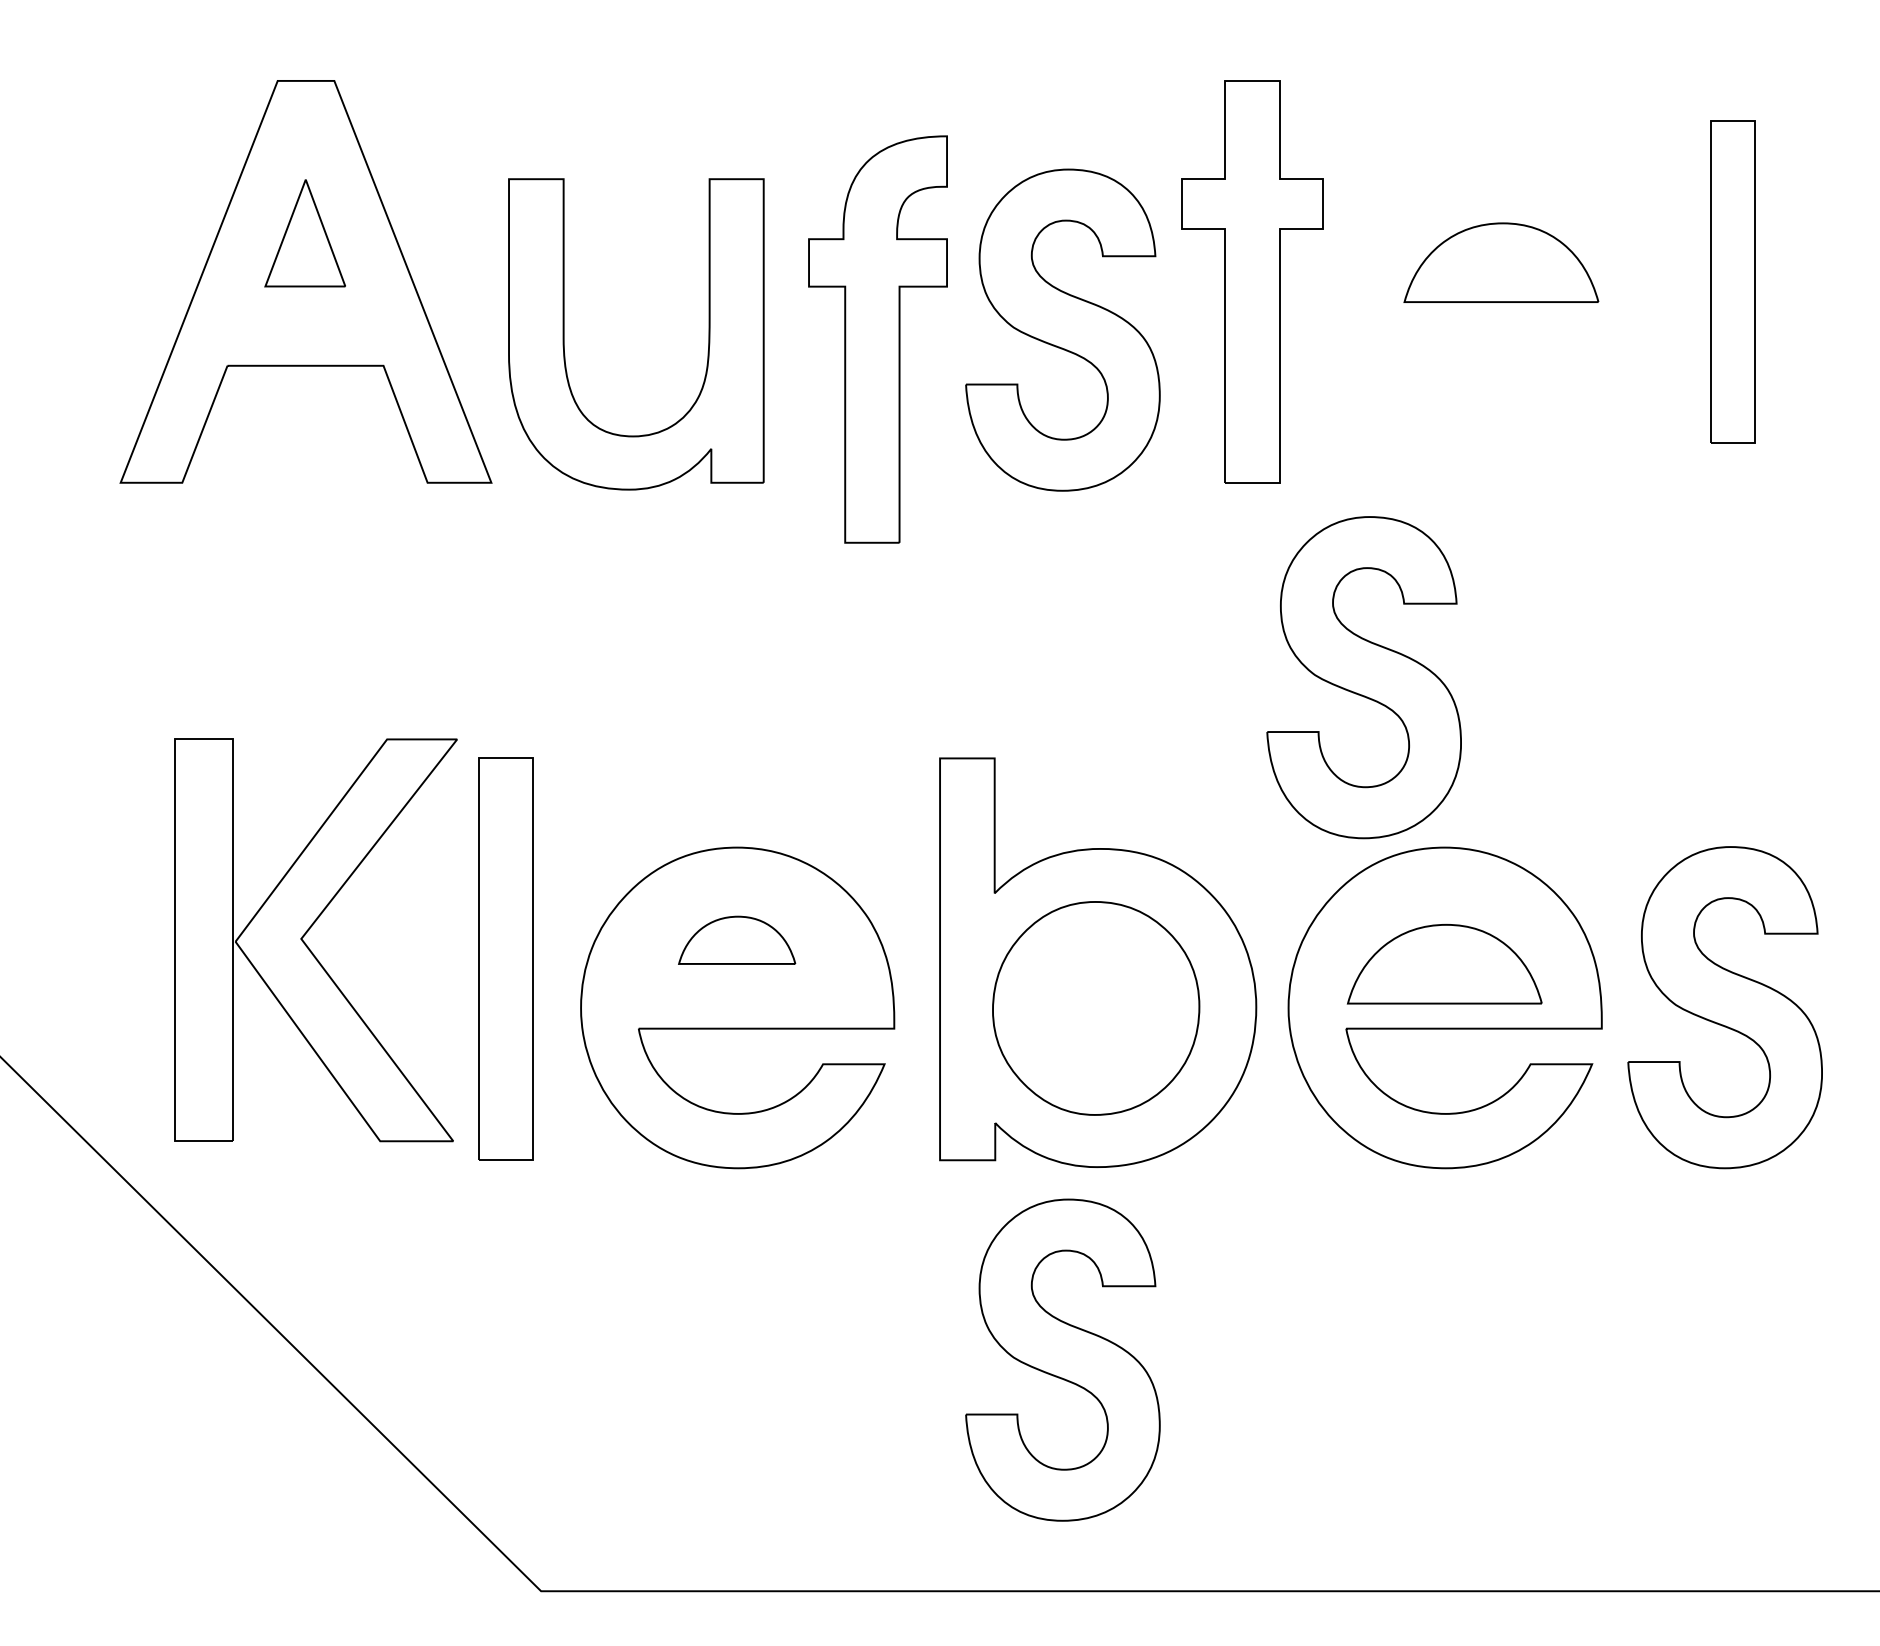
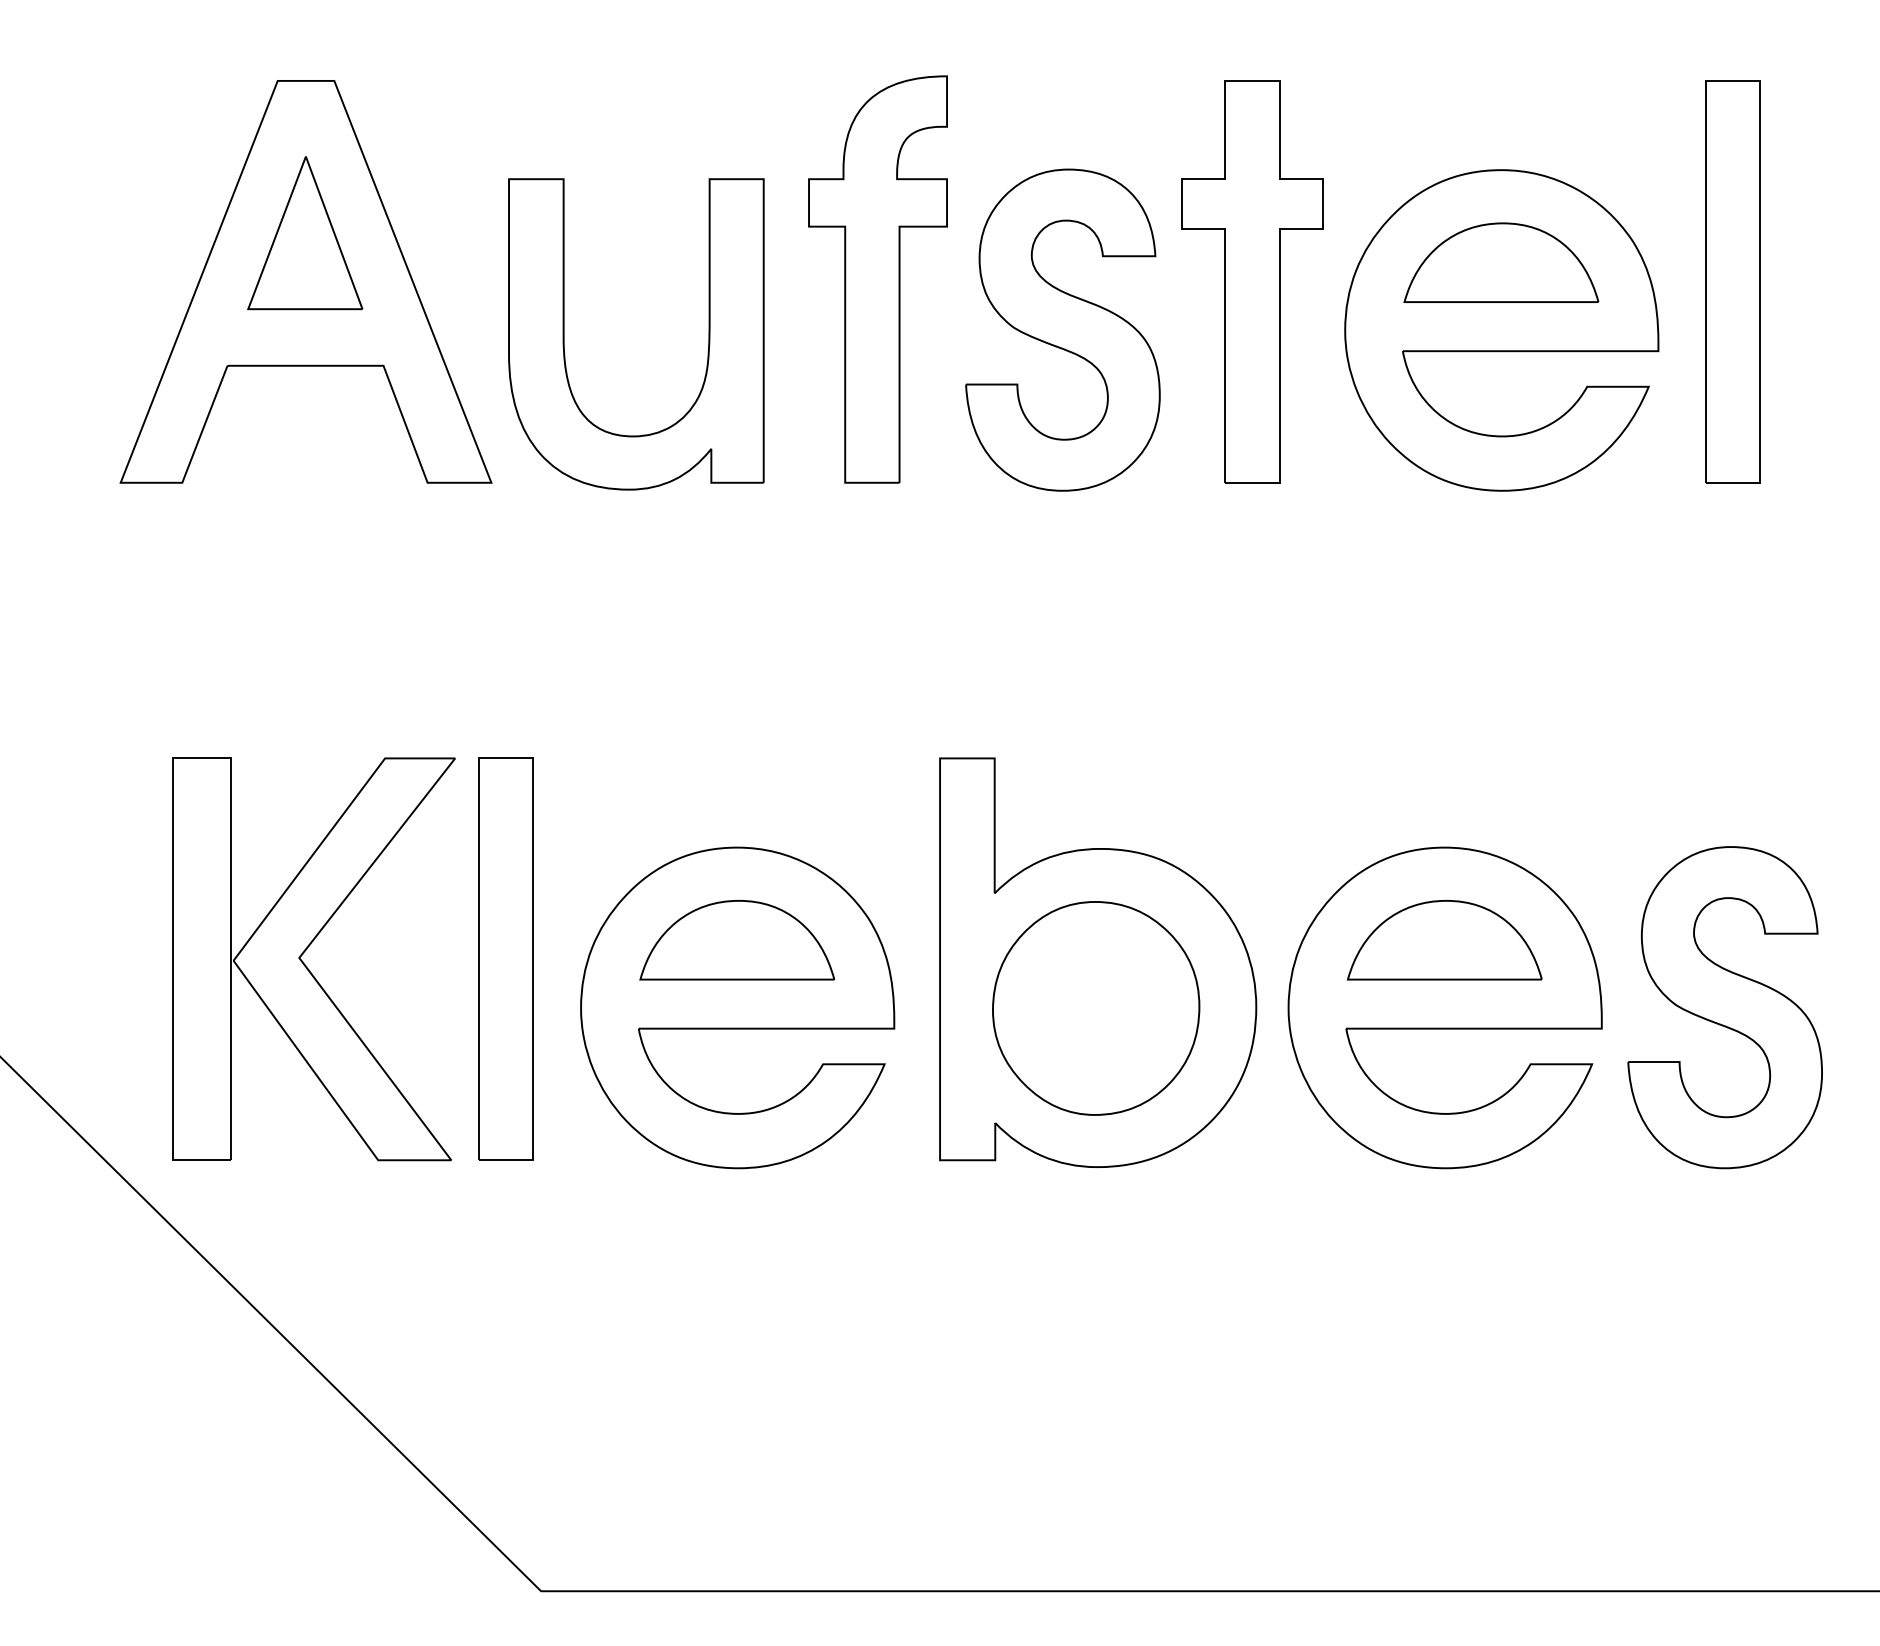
part size: 82x109 px -> 117x155 px (305, 233)
part size: 46x324 px -> 56x404 px (1732, 281)
part: none -> present (1501, 330)
part position: (877, 339) -> (877, 279) (877, 279)
part: present -> none (1363, 677)
part size: 119x50 px -> 196x81 px (736, 940)
part position: (308, 946) -> (306, 965) (306, 965)
part position: (1444, 964) -> (1444, 940) (1444, 940)
part: present -> none (1062, 1359)
